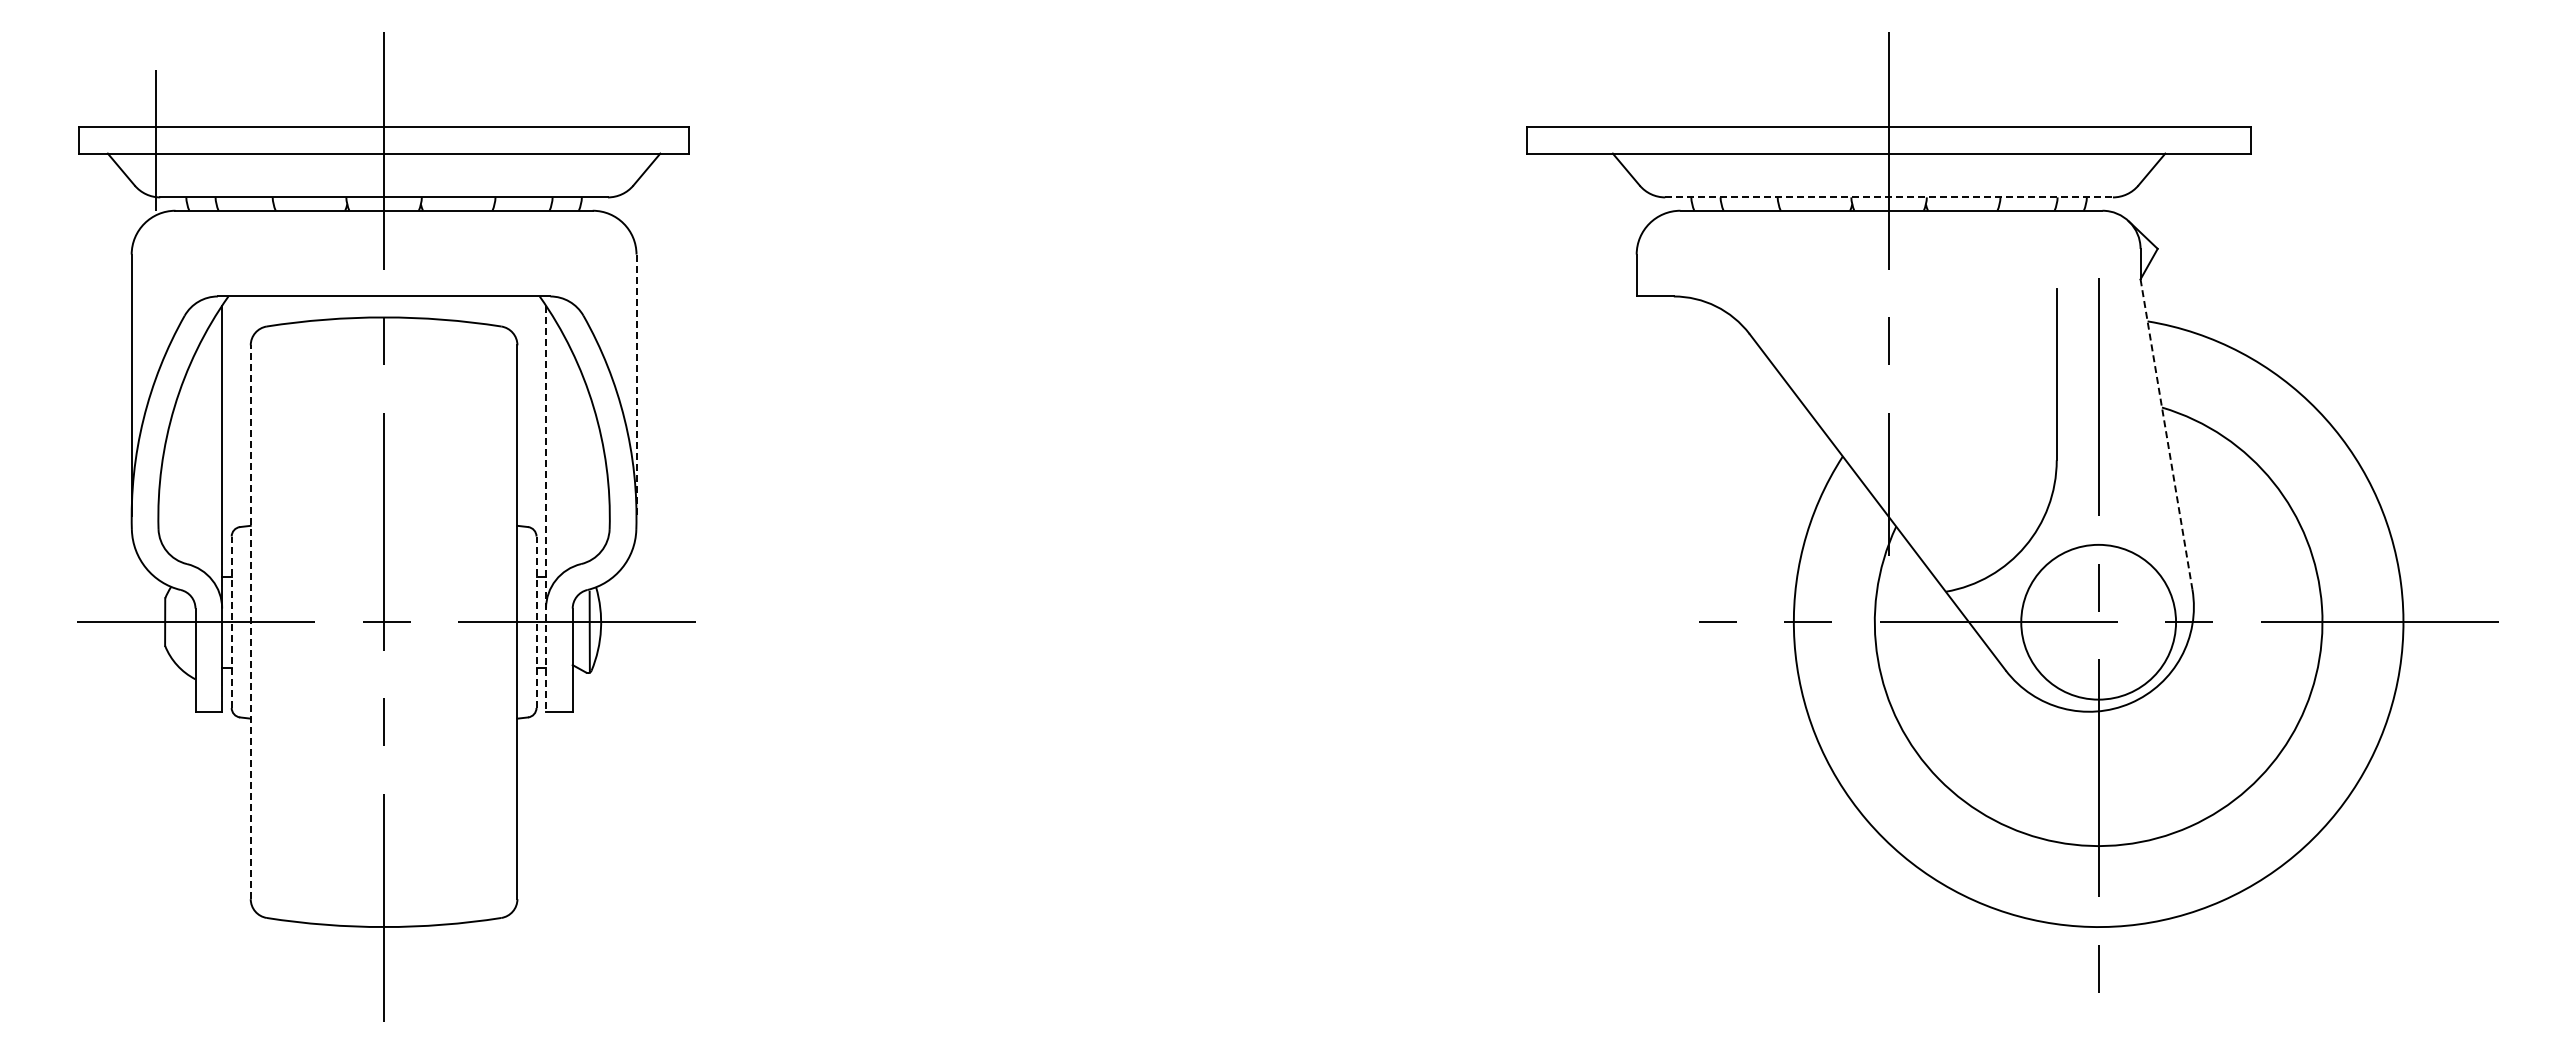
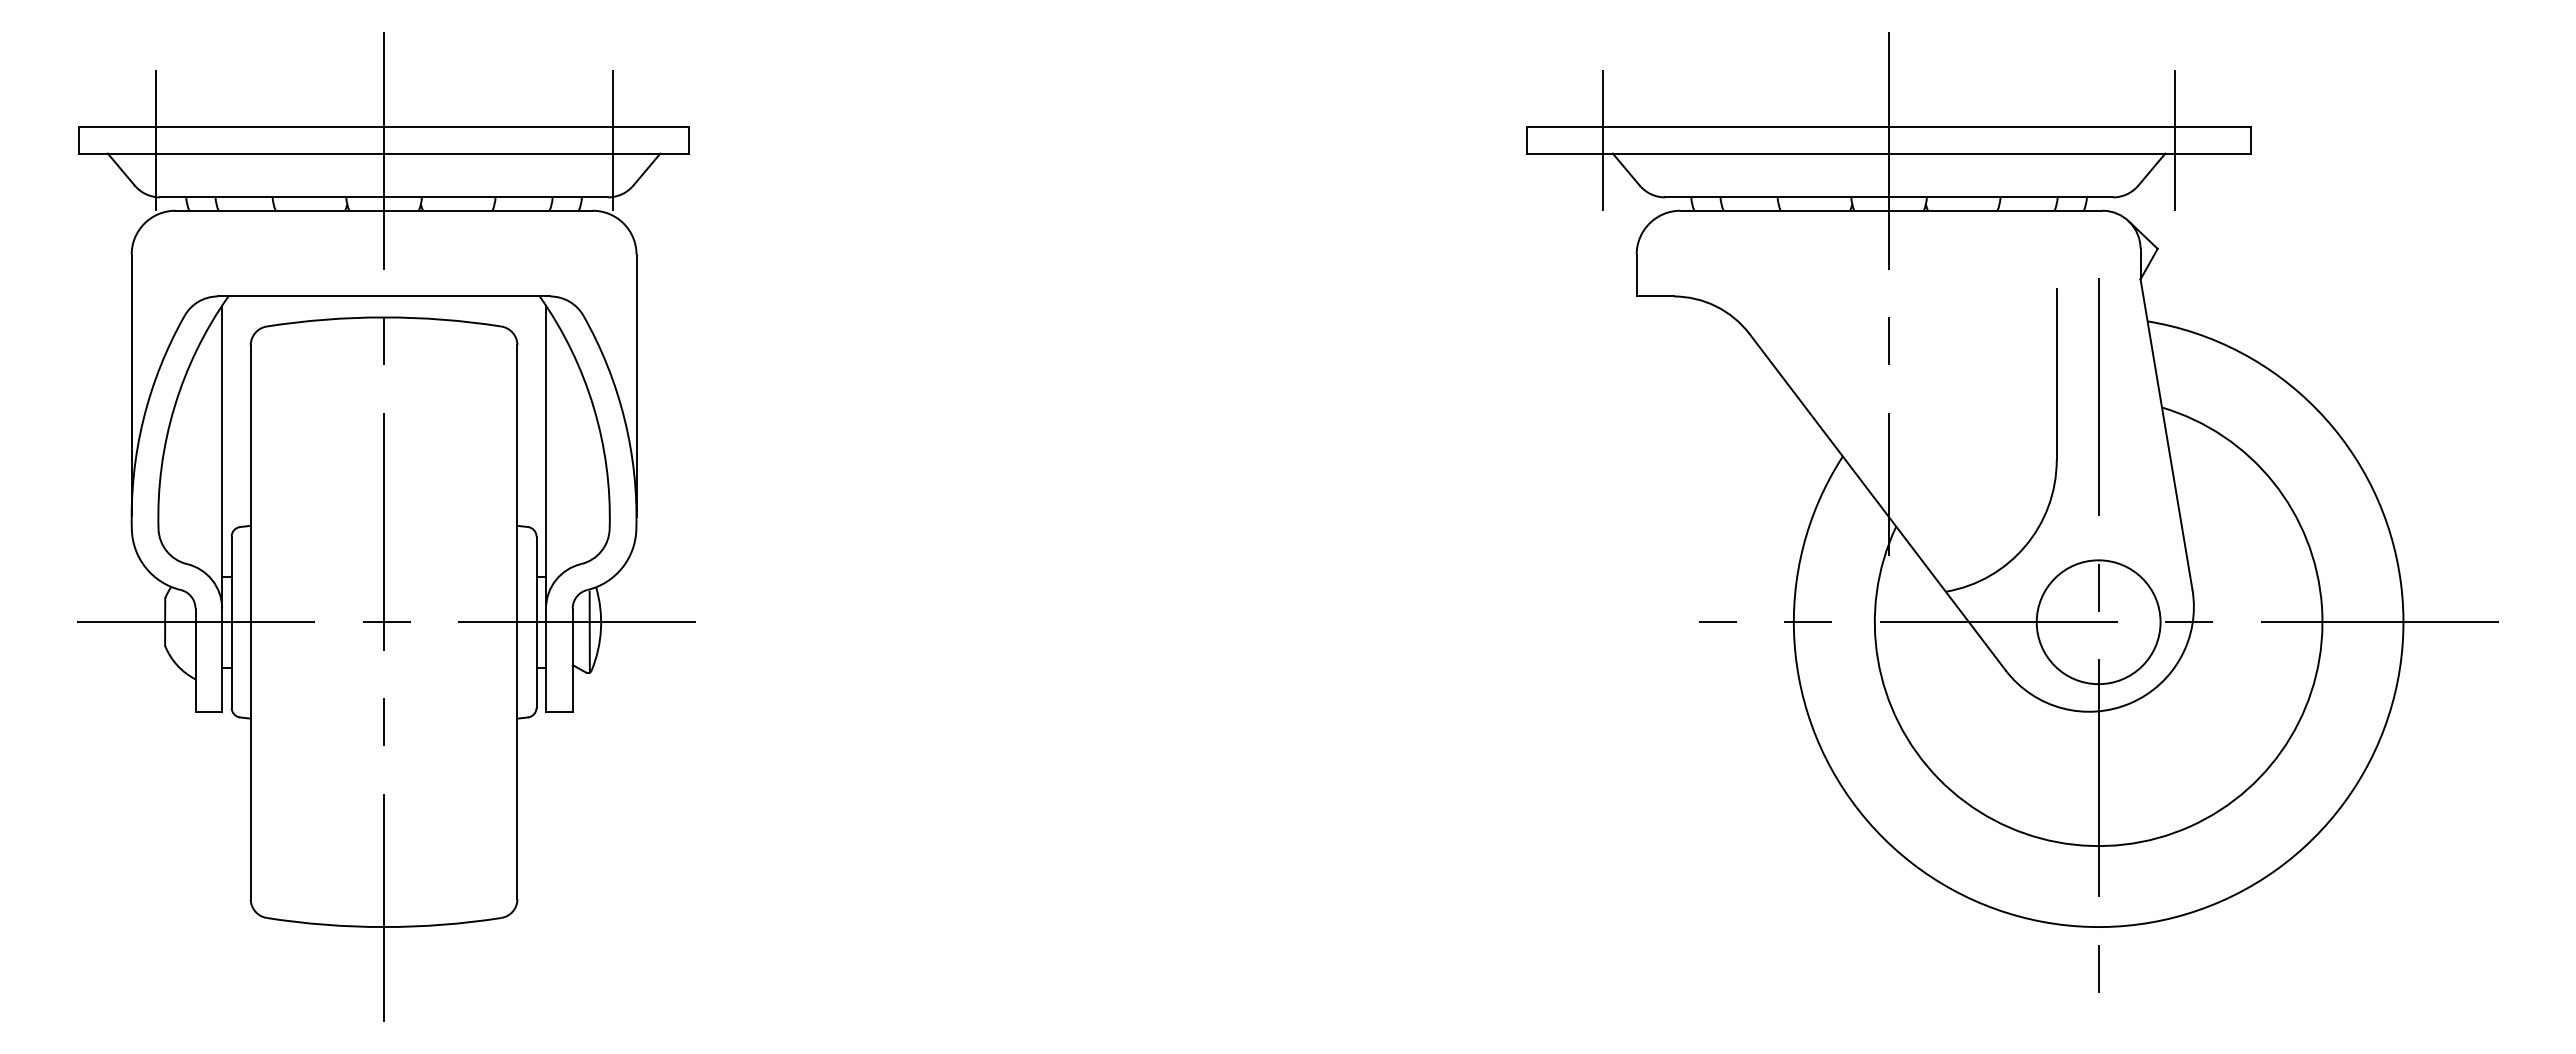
line: none -> present (612, 139)
line: none -> present (1603, 139)
line: none -> present (2174, 139)
line: dashed -> solid (1889, 197)
line: dashed -> solid (636, 386)
line: dashed -> solid (2166, 435)
line: dashed -> solid (546, 509)
circle diameter: 155 px -> 124 px (2098, 622)
line: dashed -> solid (231, 622)
line: dashed -> solid (250, 622)
line: dashed -> solid (536, 622)
